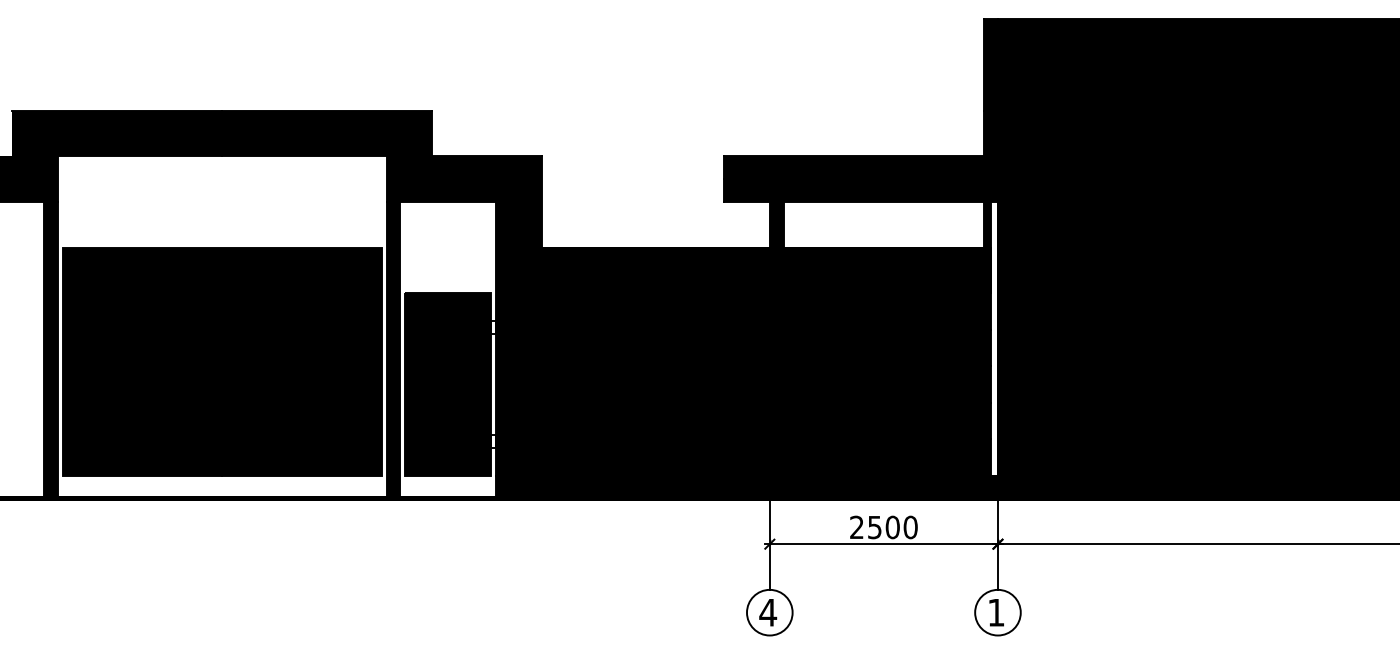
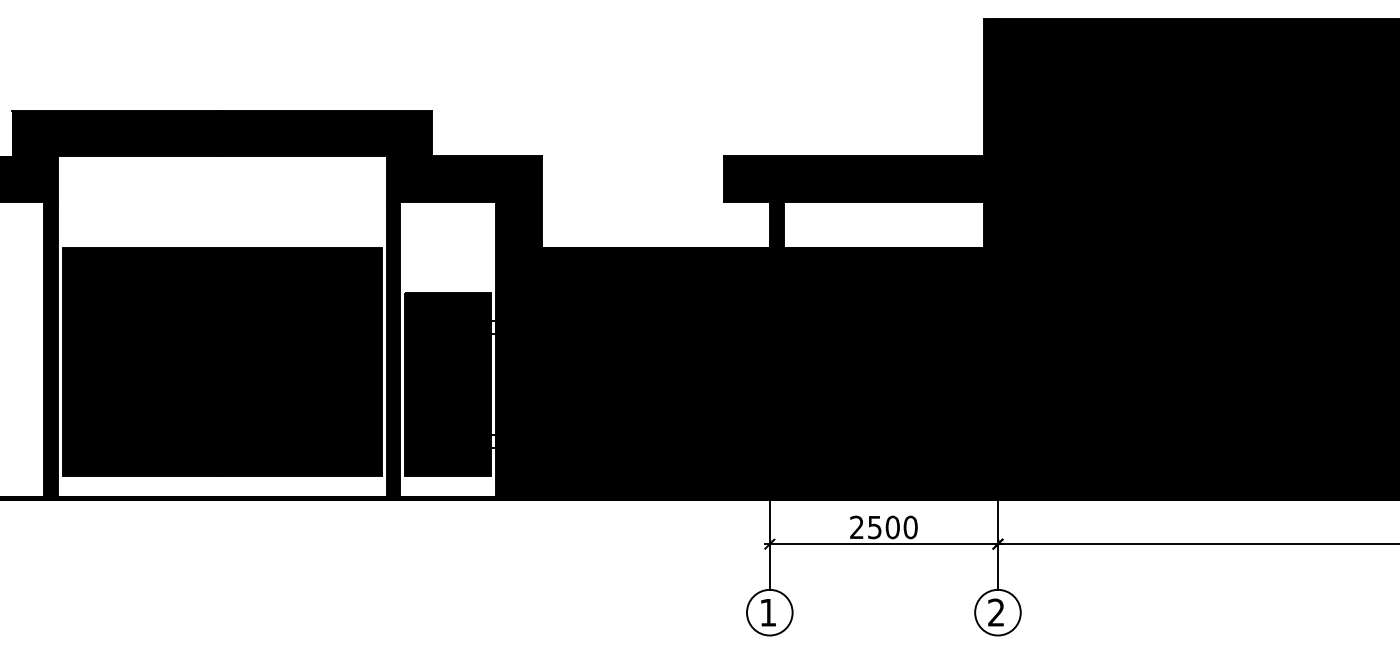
fill: none -> present (993, 338)
text: 4 -> 1 (768, 612)
text: 1 -> 2 (995, 612)
